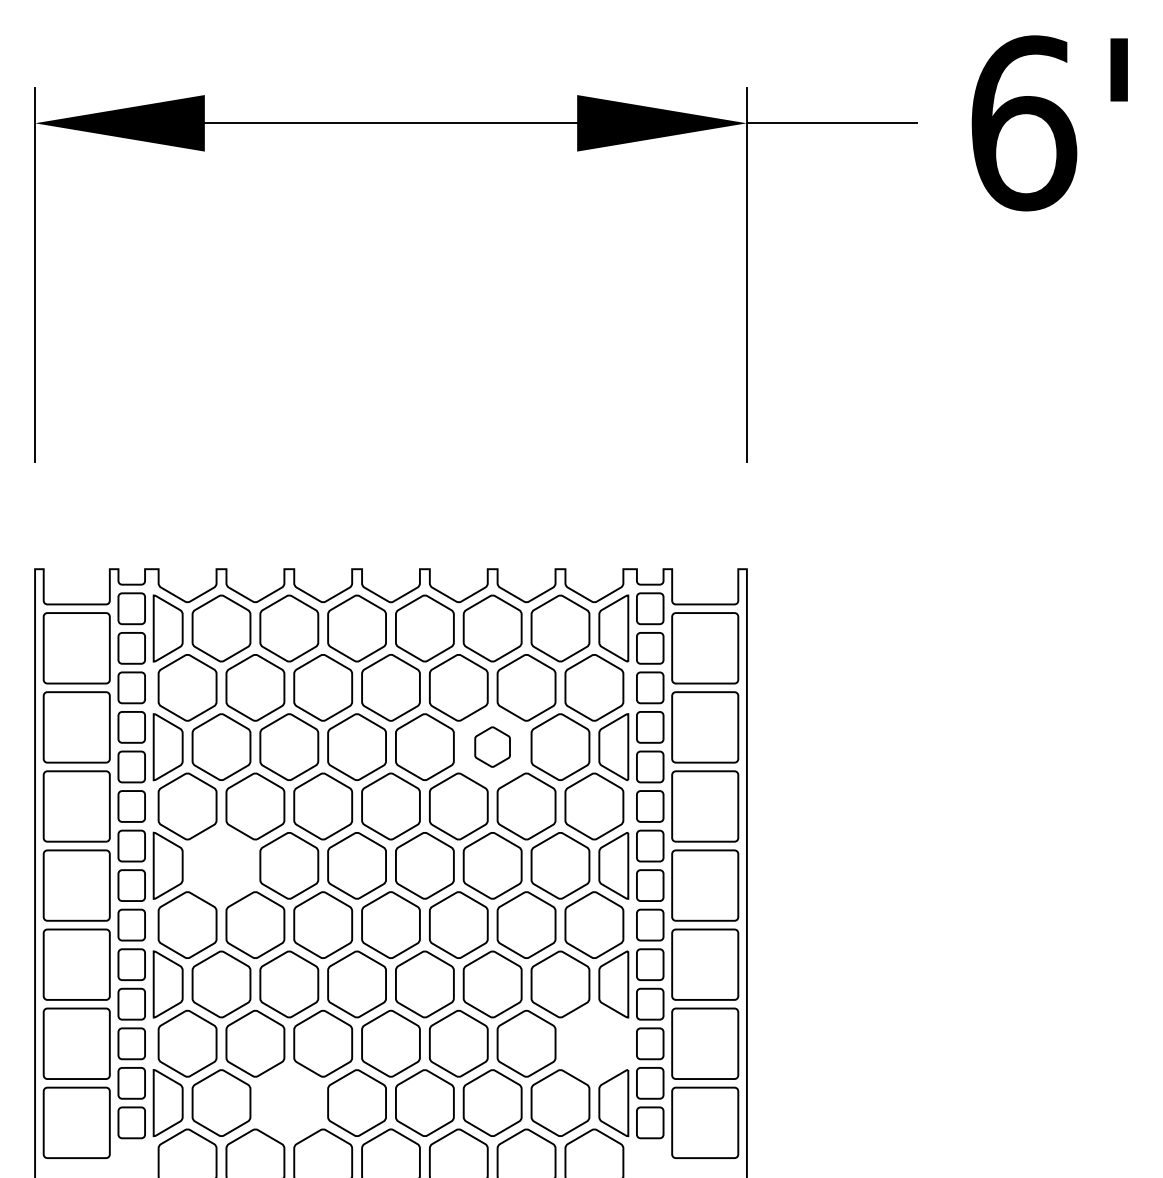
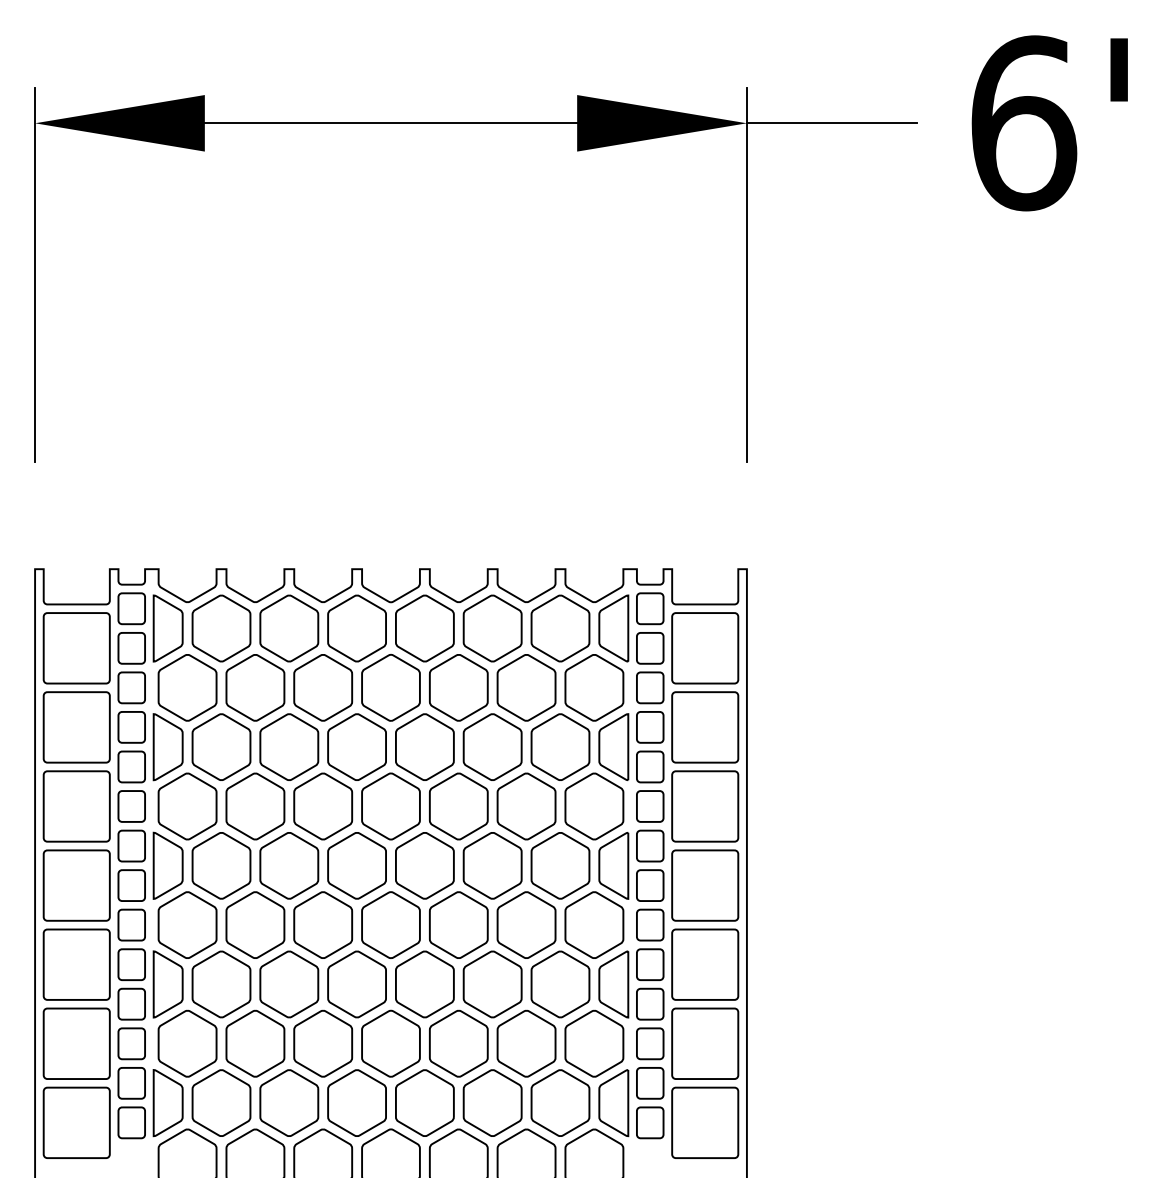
part size: 37x42 px -> 61x68 px (492, 746)
part: none -> present (221, 865)
part: none -> present (594, 1043)
part: none -> present (289, 1102)
